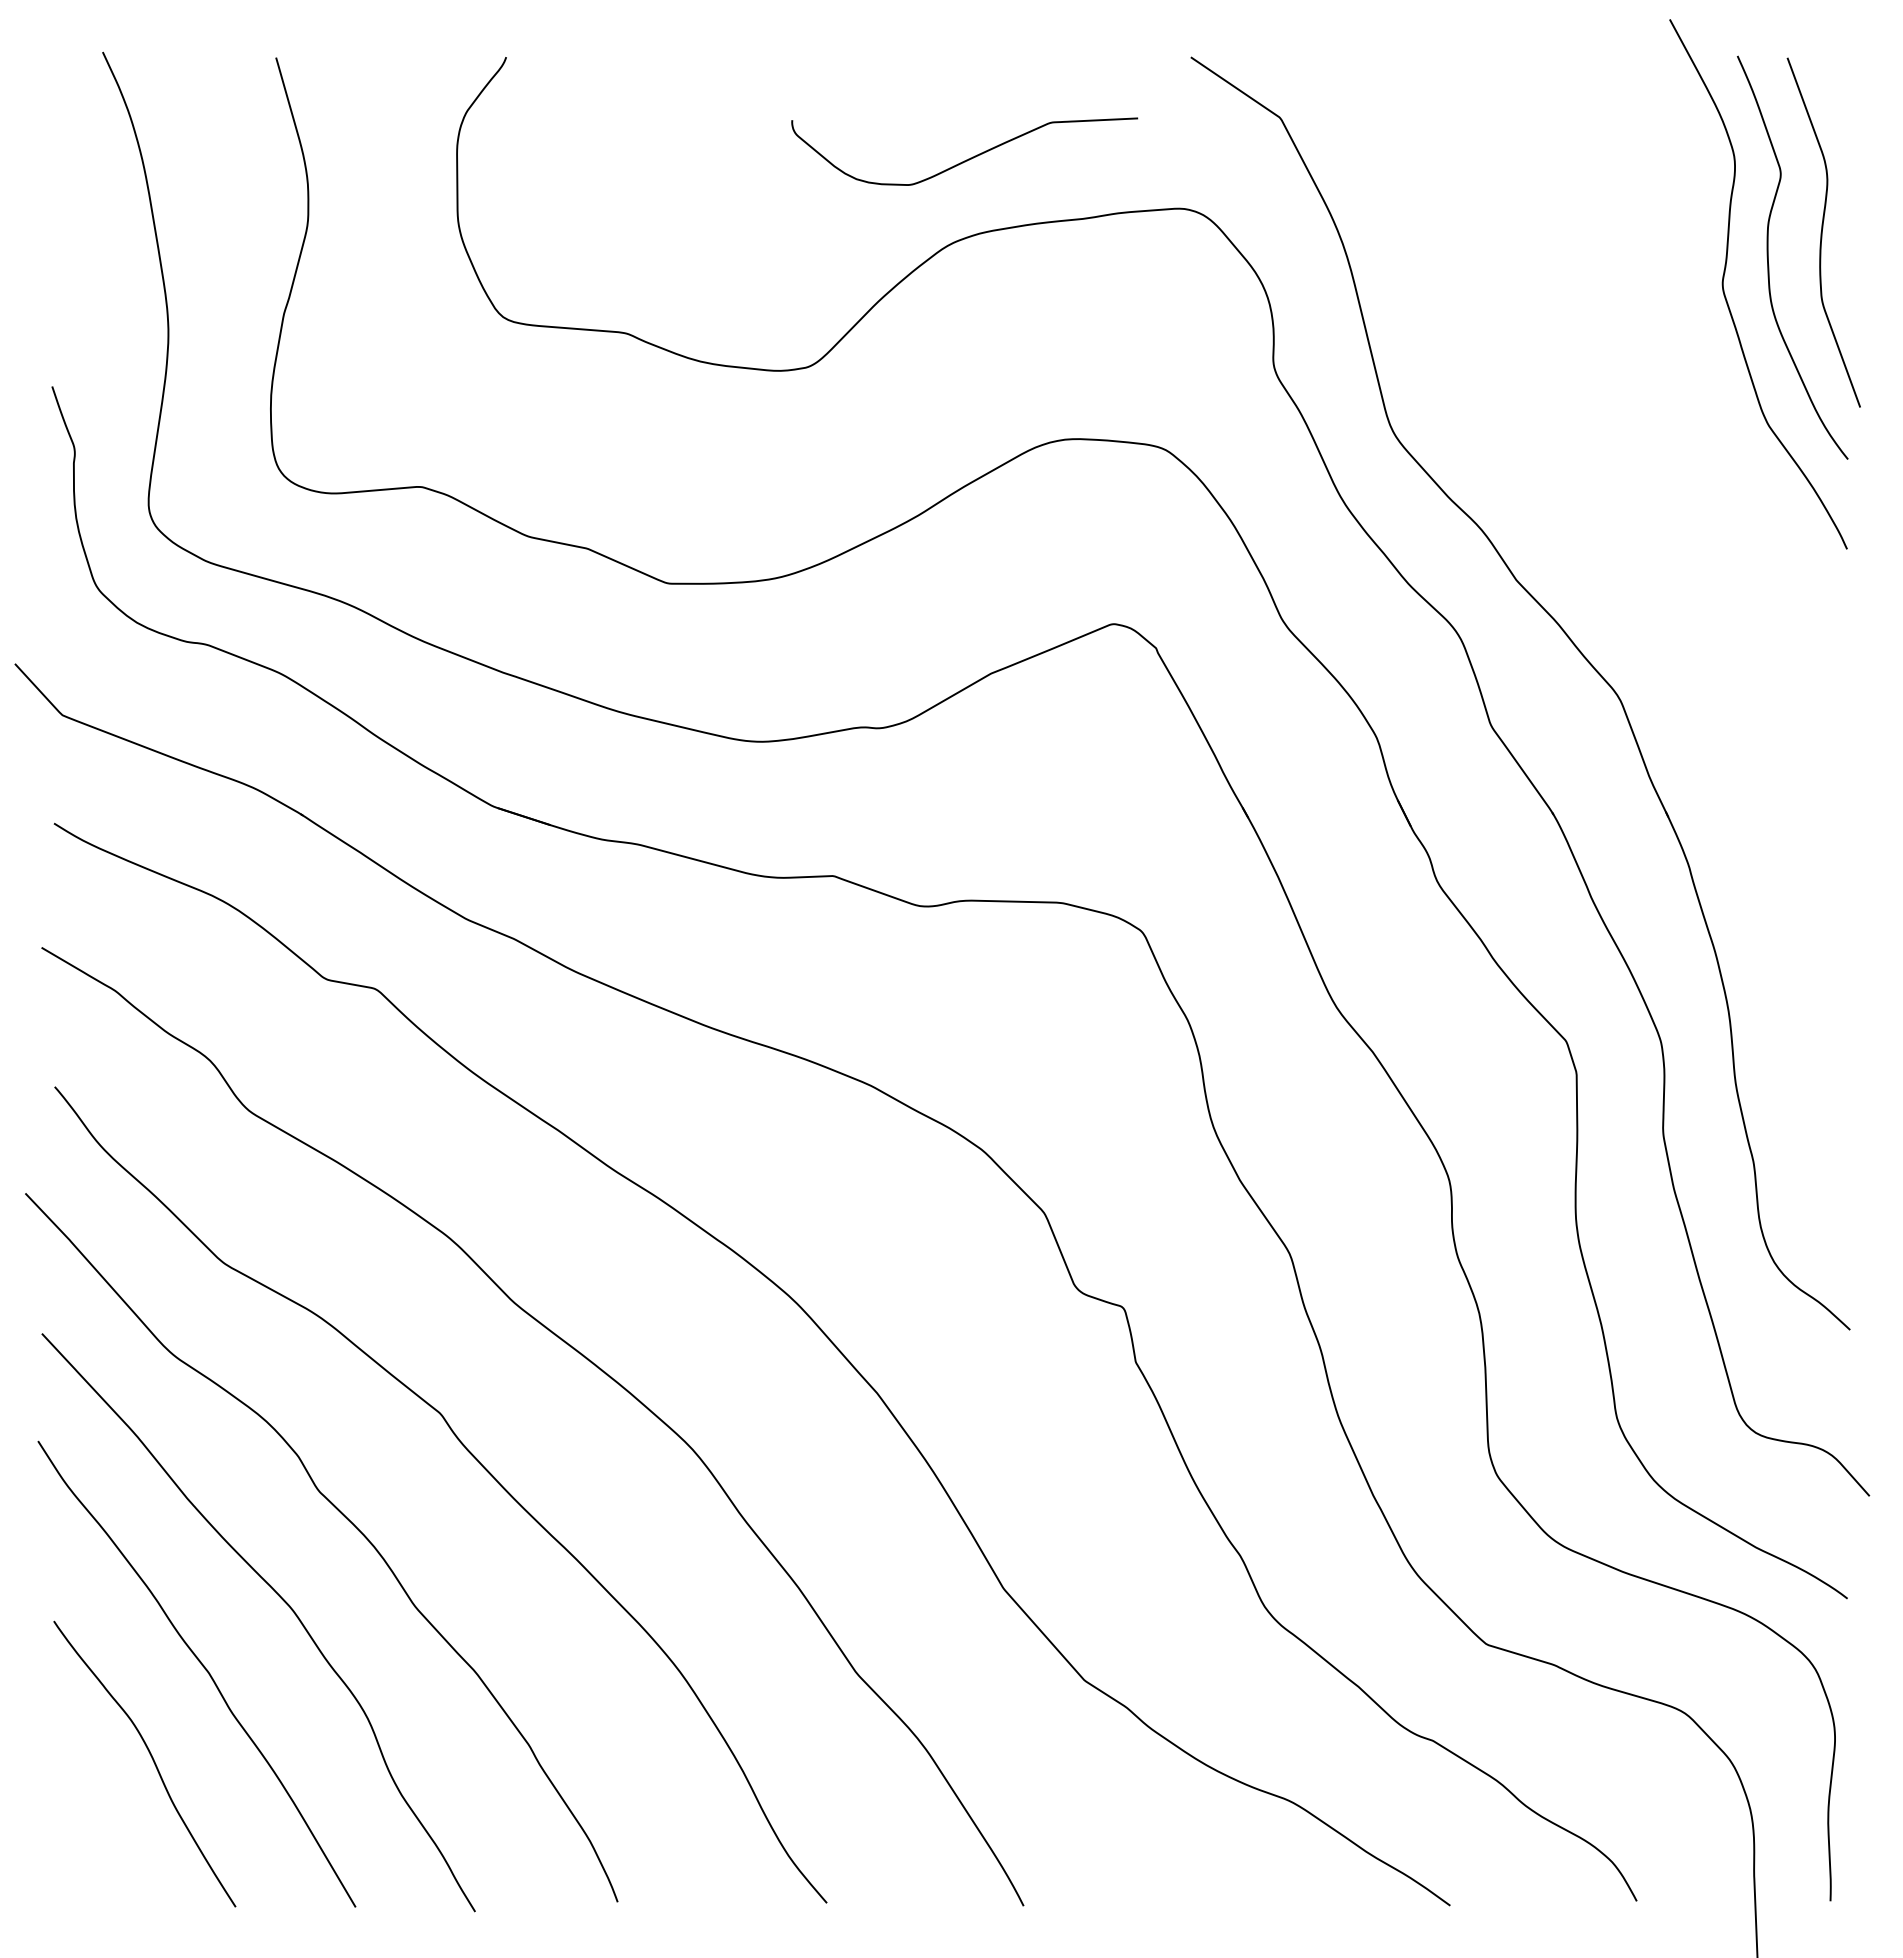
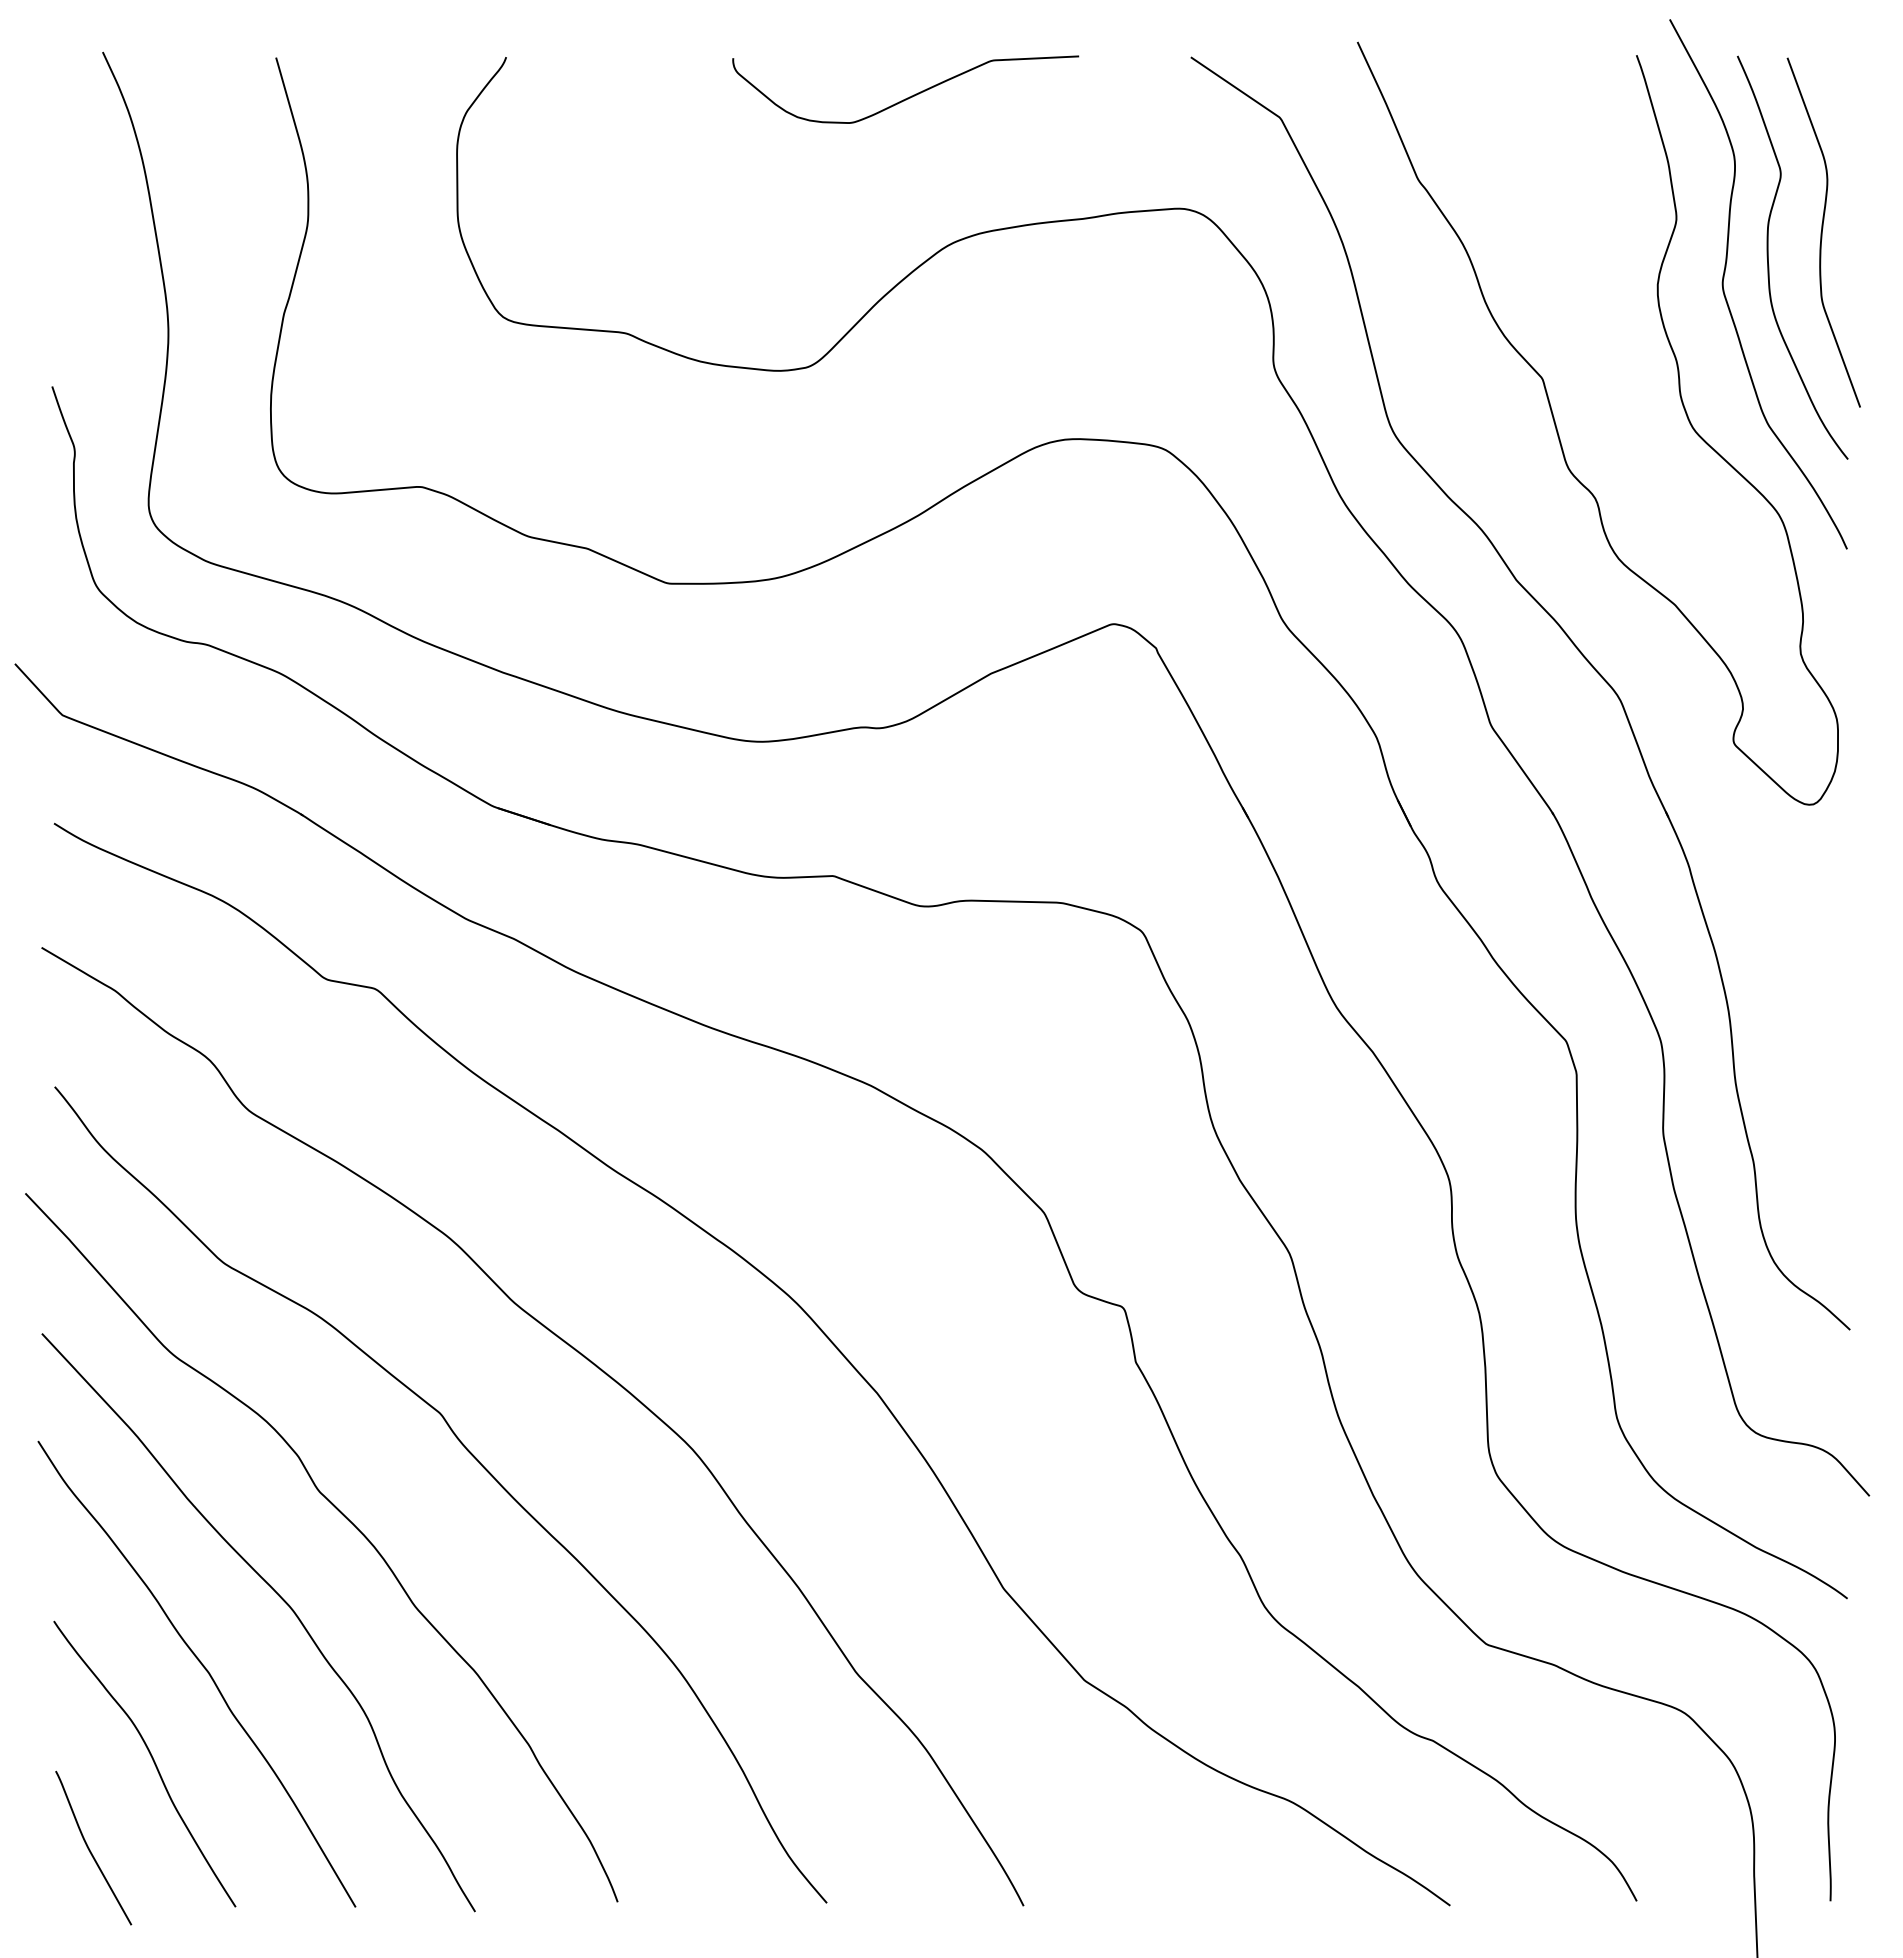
curve position: (968, 158) -> (909, 96) (909, 96)
curve: none -> present (1558, 431)
curve: none -> present (90, 1849)
